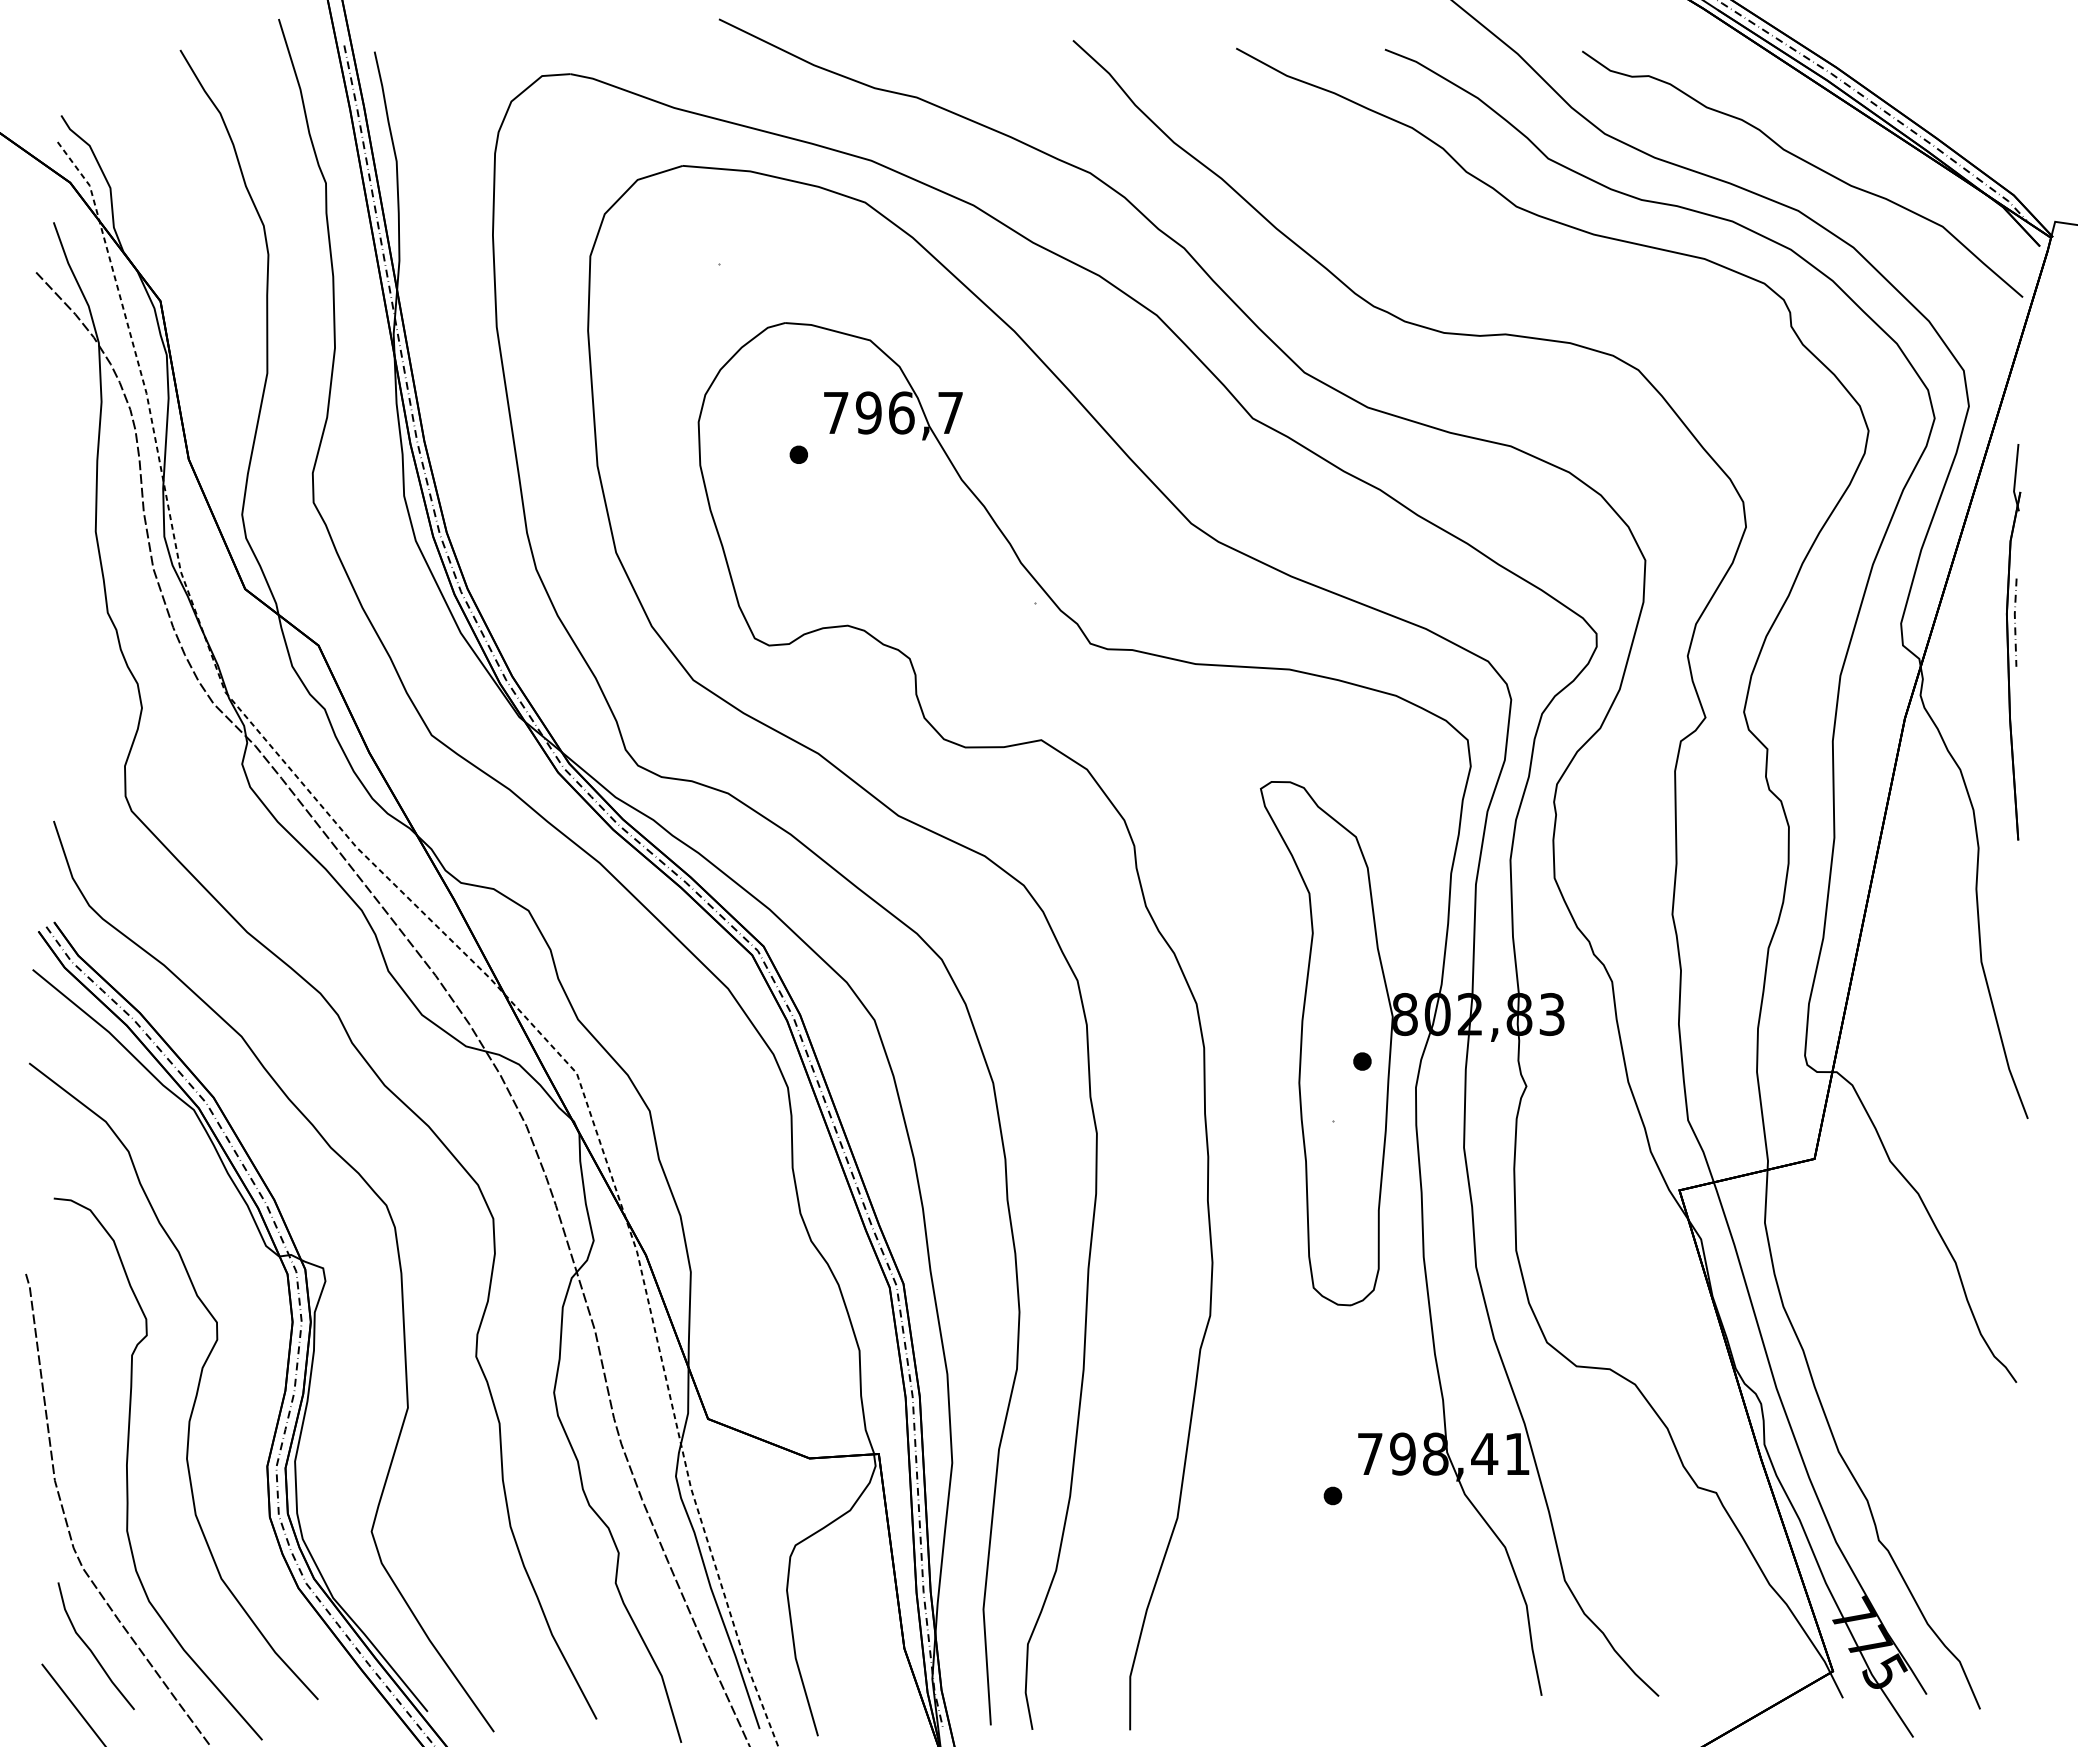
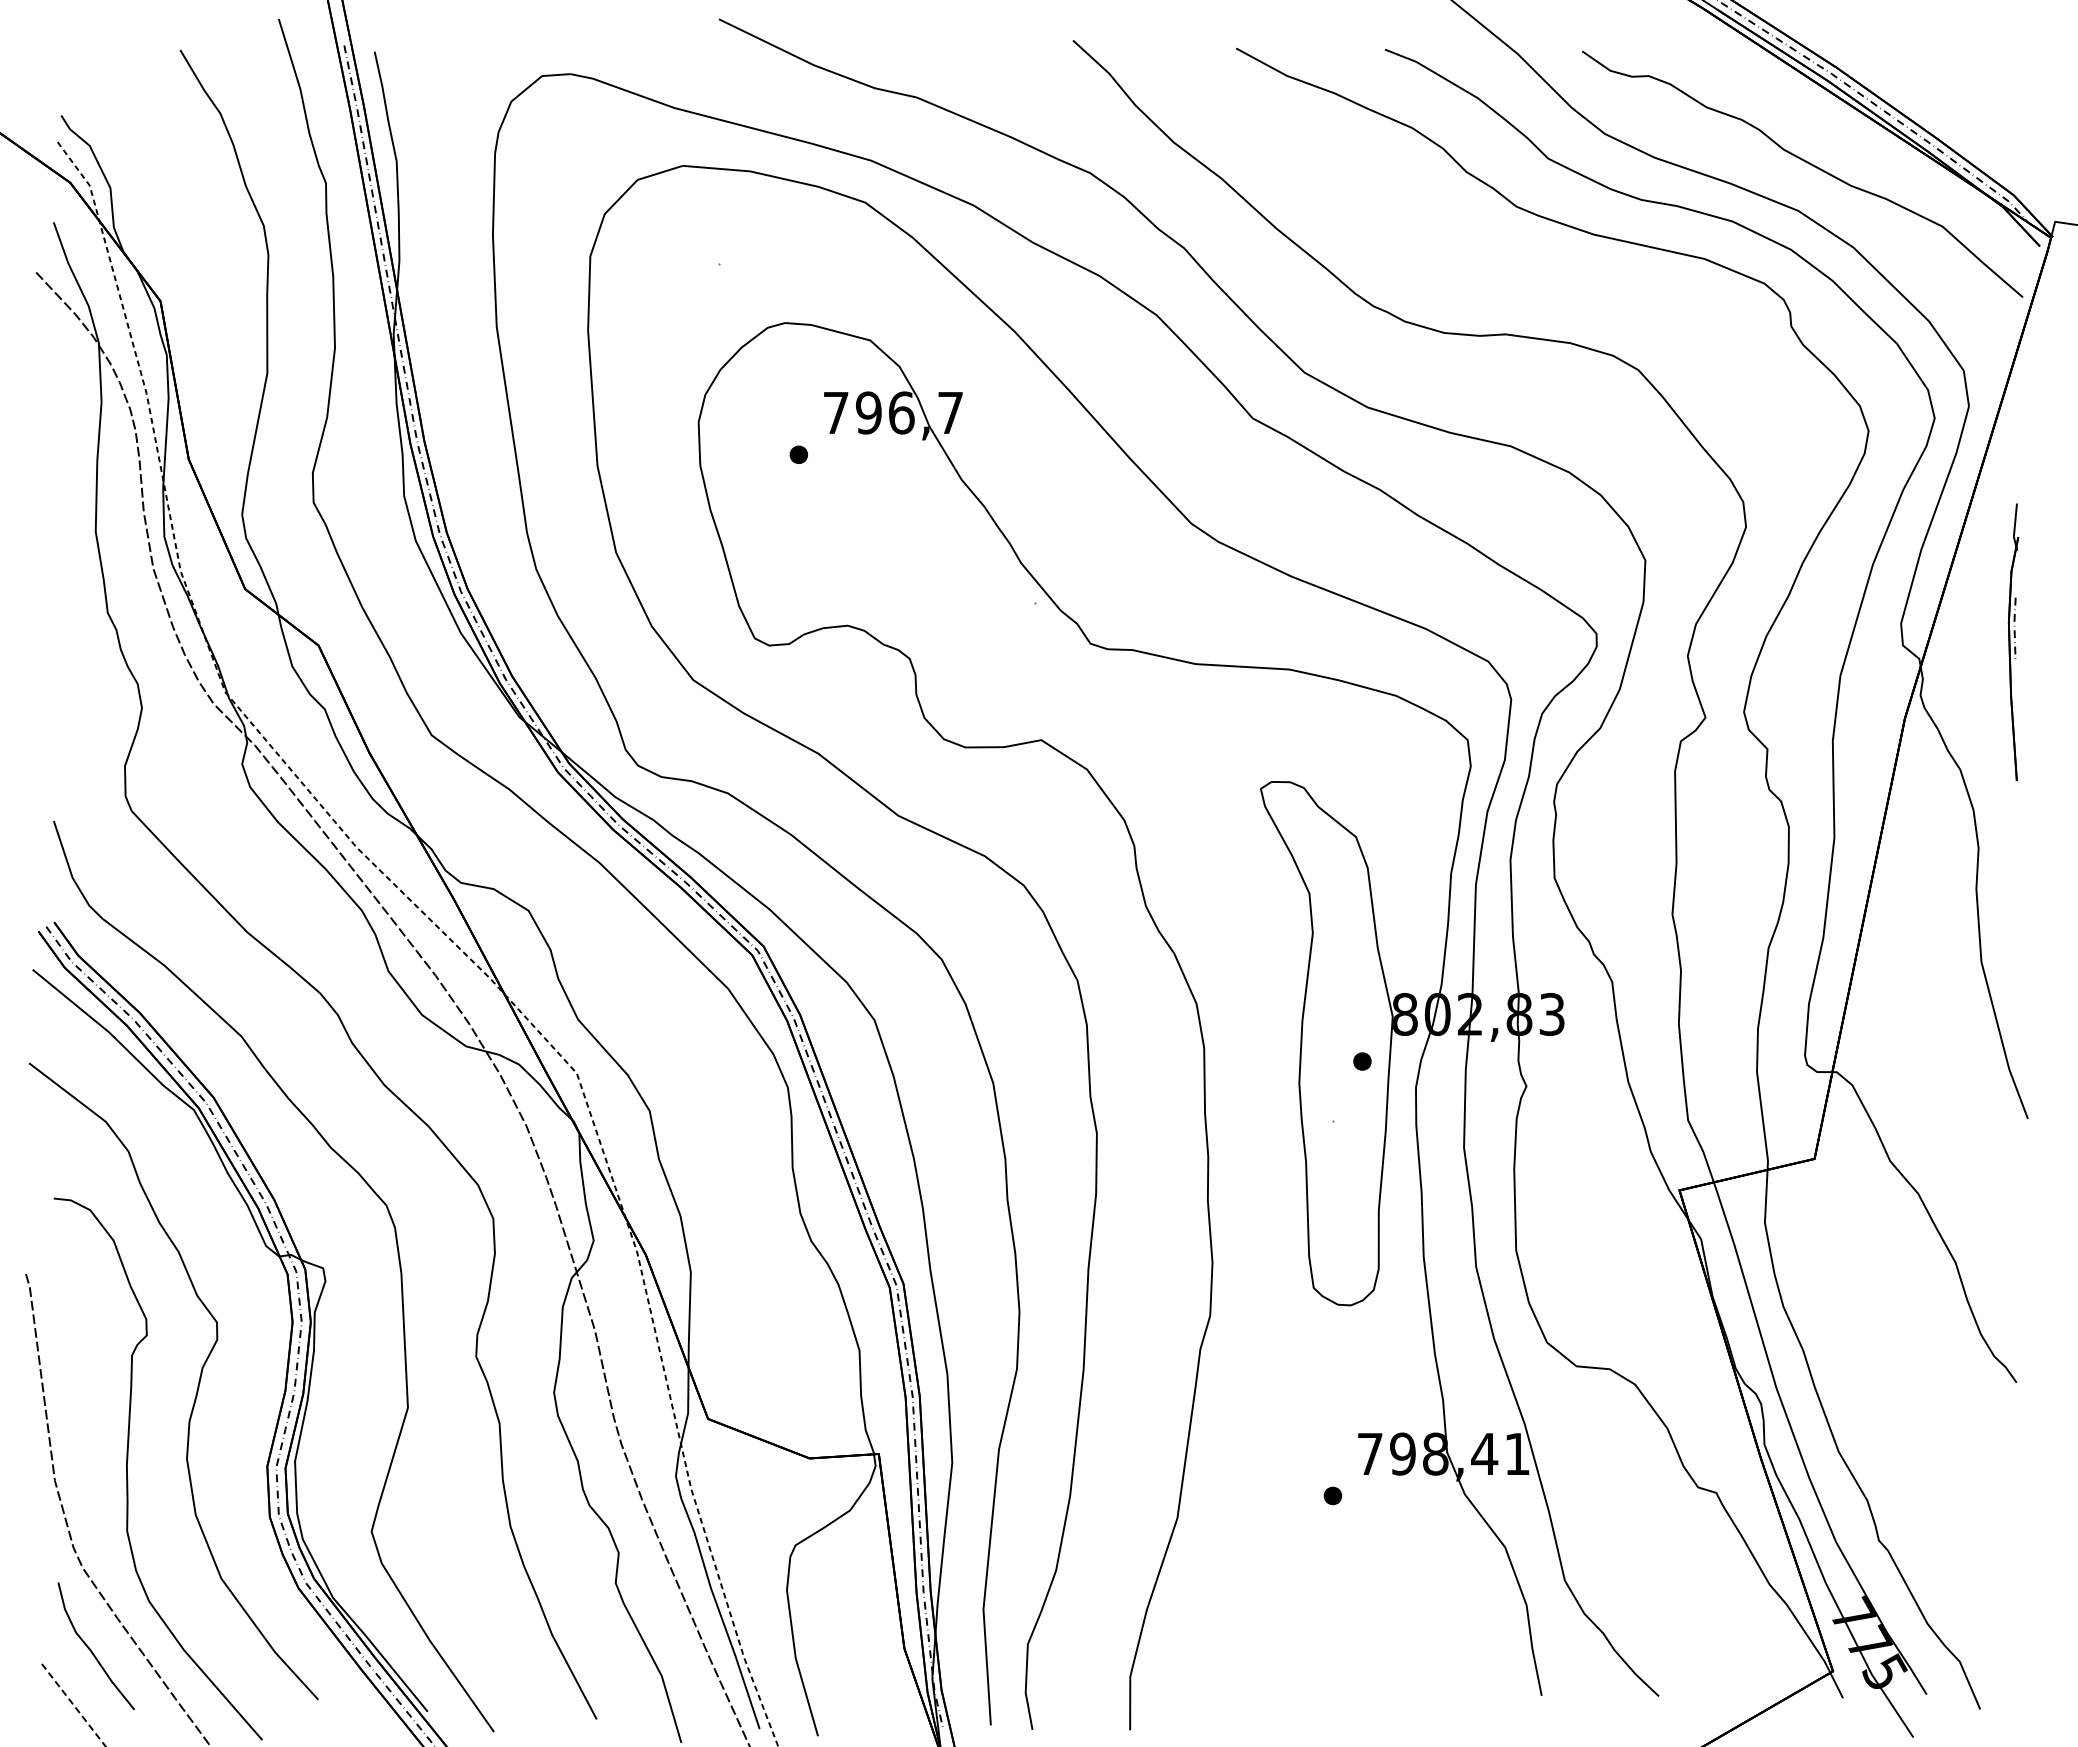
part size: 17x397 px -> 13x279 px (2013, 642)
line: solid -> dashed (74, 1705)
